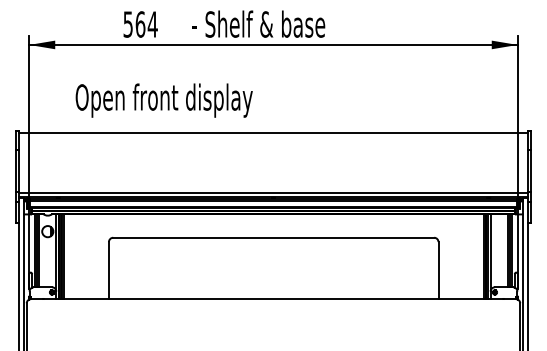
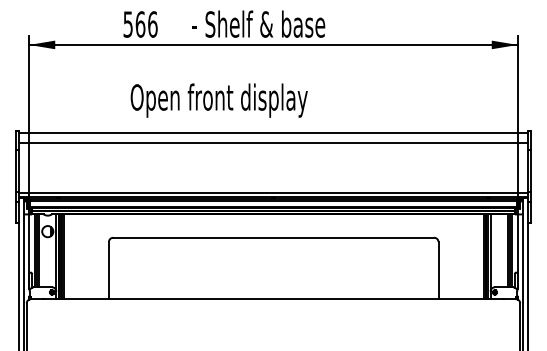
text: 564 -> 566 (152, 24)
text position: (163, 100) -> (218, 100) (218, 100)
line: none -> present (273, 142)
